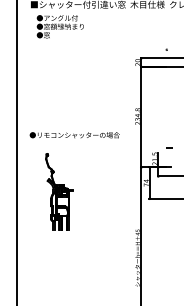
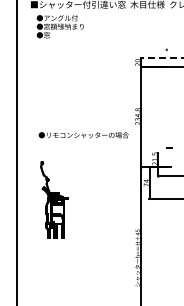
line: solid -> dashed (161, 58)
text position: (74, 135) -> (83, 135) (83, 135)
part position: (59, 191) -> (54, 199) (54, 199)
